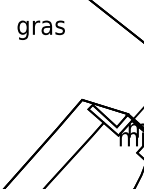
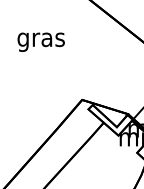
text position: (40, 29) -> (40, 41) (40, 41)
